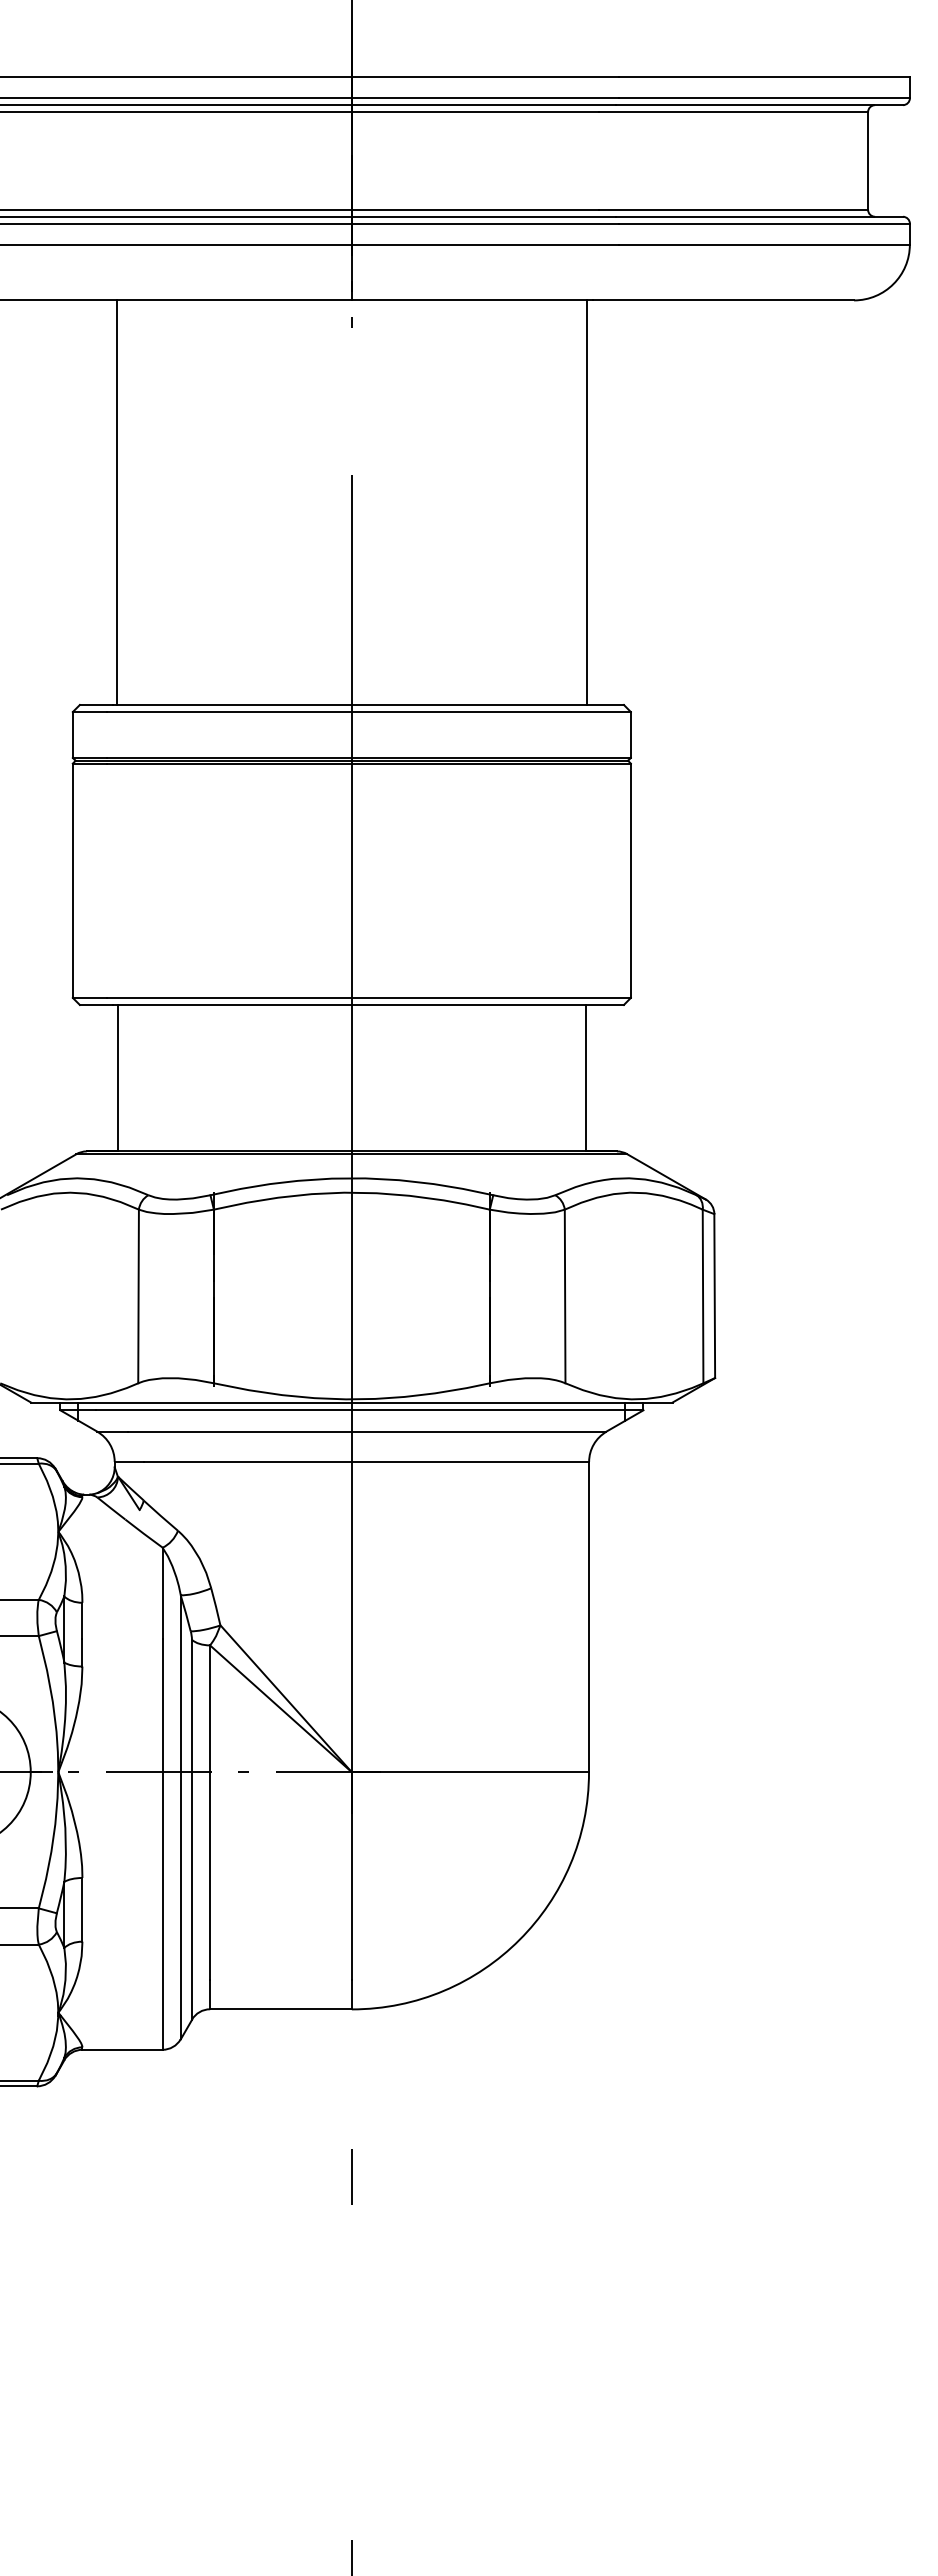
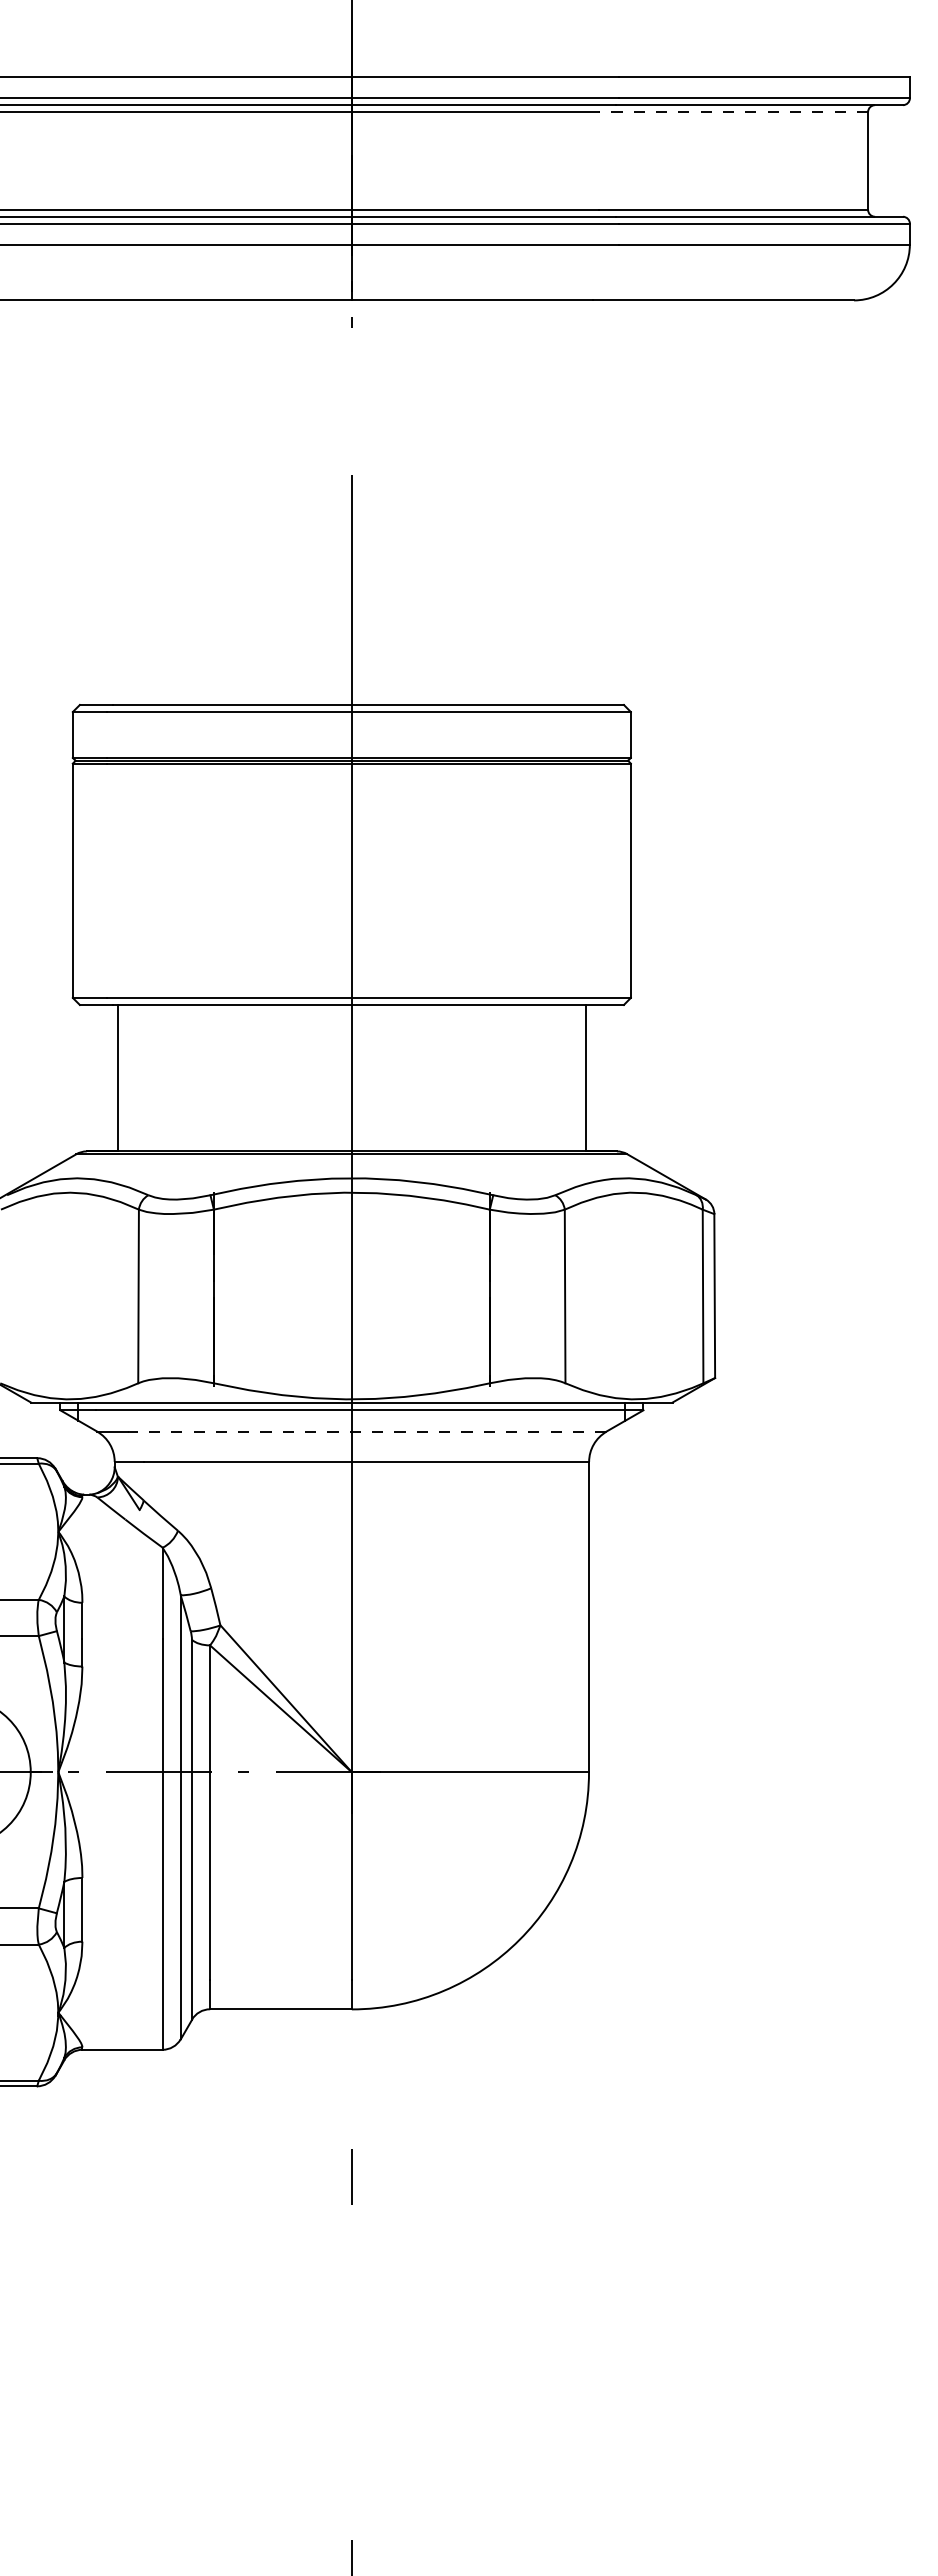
line: solid -> dashed (733, 112)
line: present -> none (116, 502)
line: present -> none (586, 502)
line: solid -> dashed (367, 1431)
